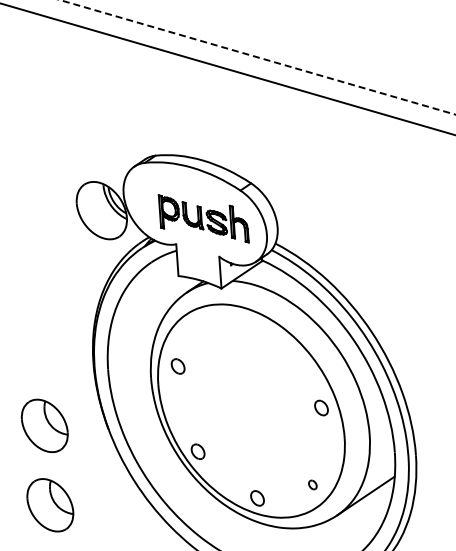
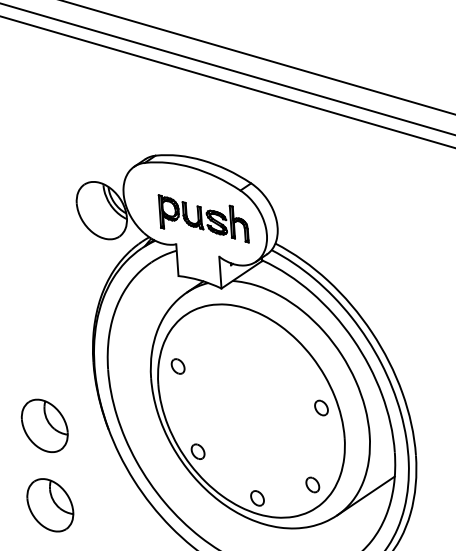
line: dashed -> solid (258, 57)
line: none -> present (227, 82)
part size: 10x12 px -> 16x18 px (312, 484)
